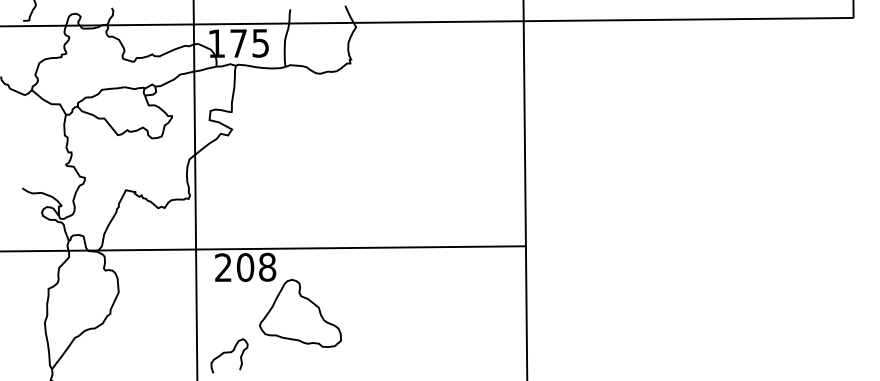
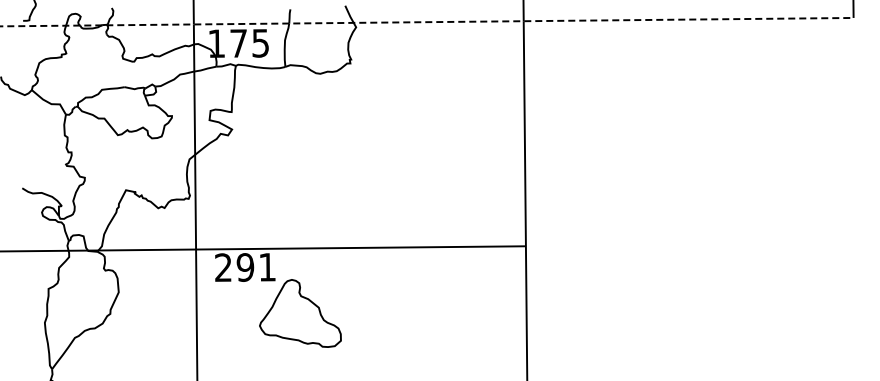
line: solid -> dashed (427, 22)
text: 208 -> 291 (256, 266)
curve: present -> none (229, 353)
